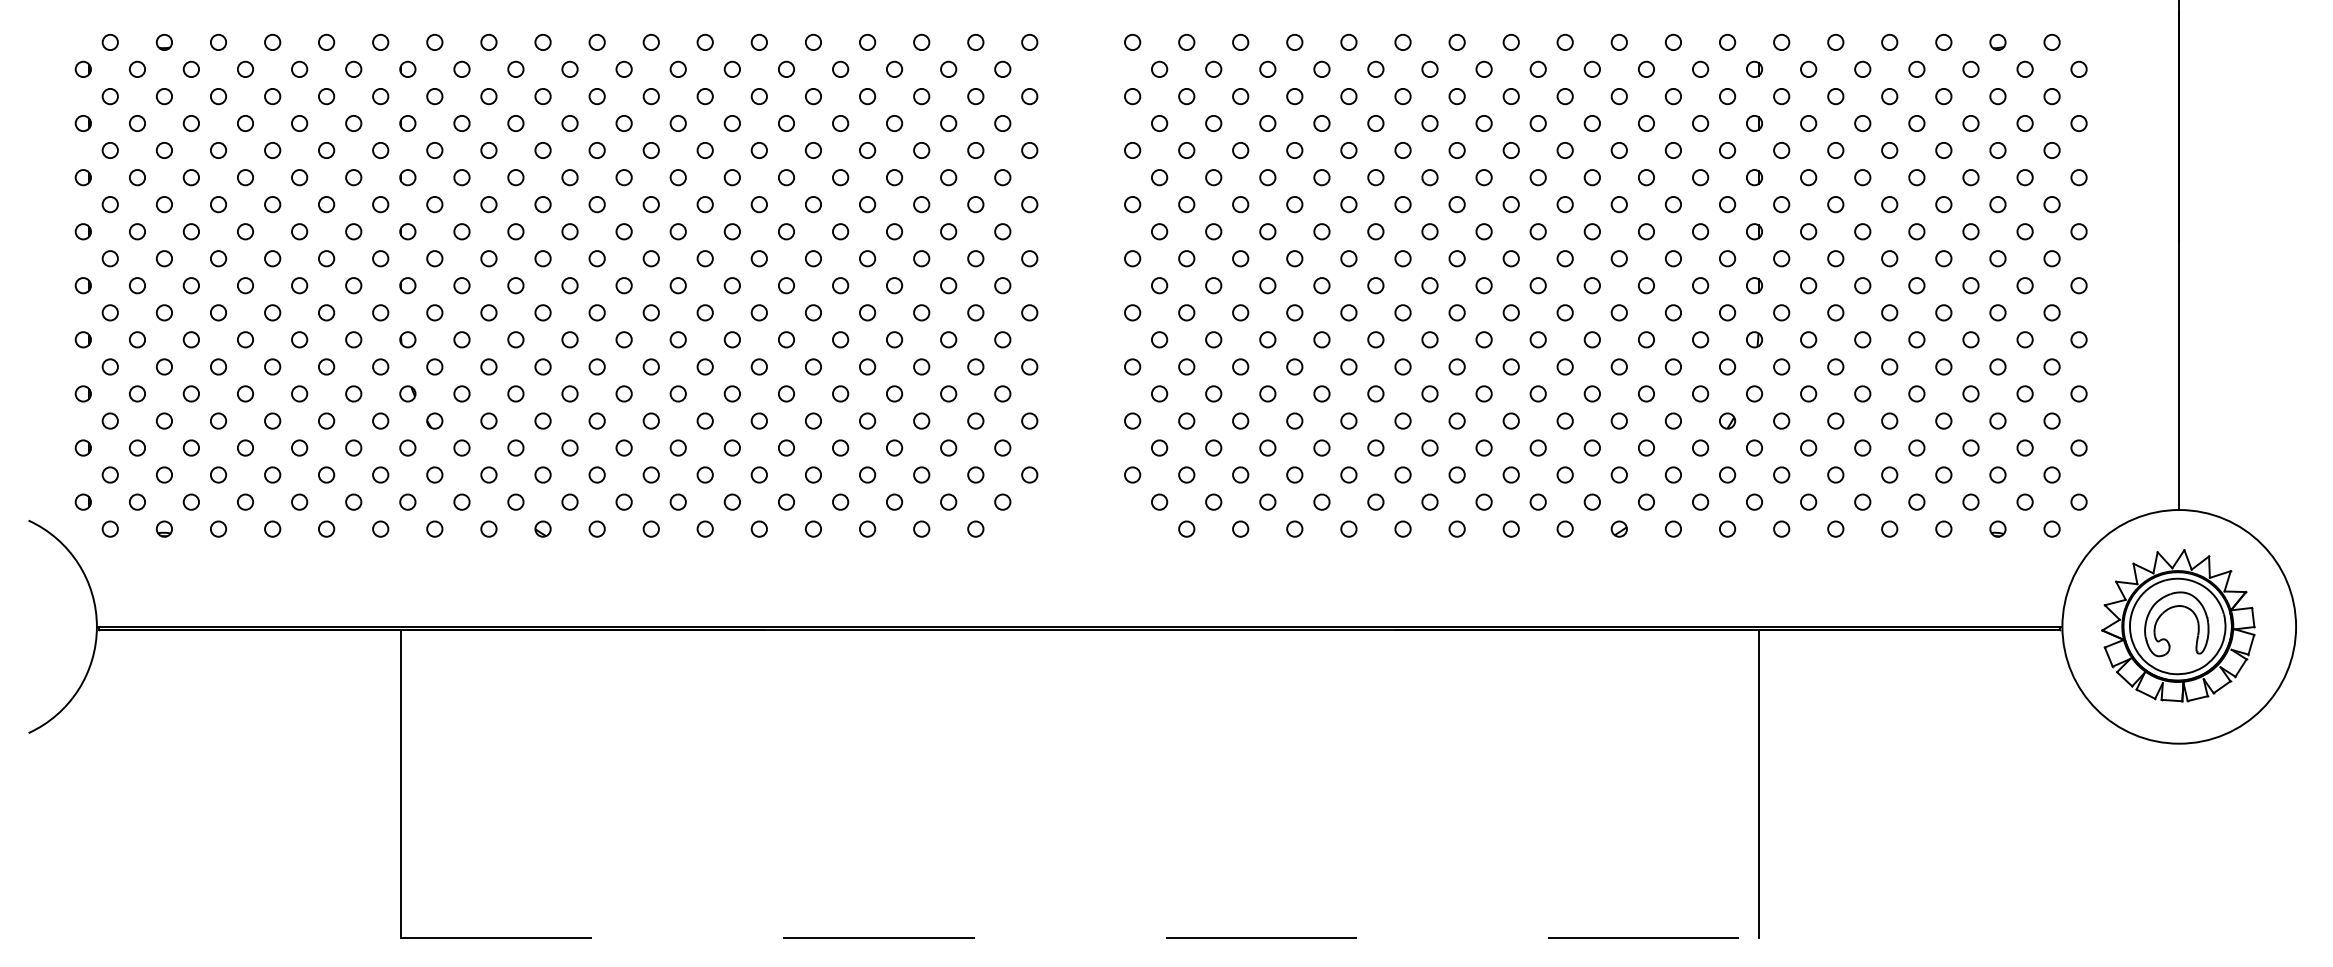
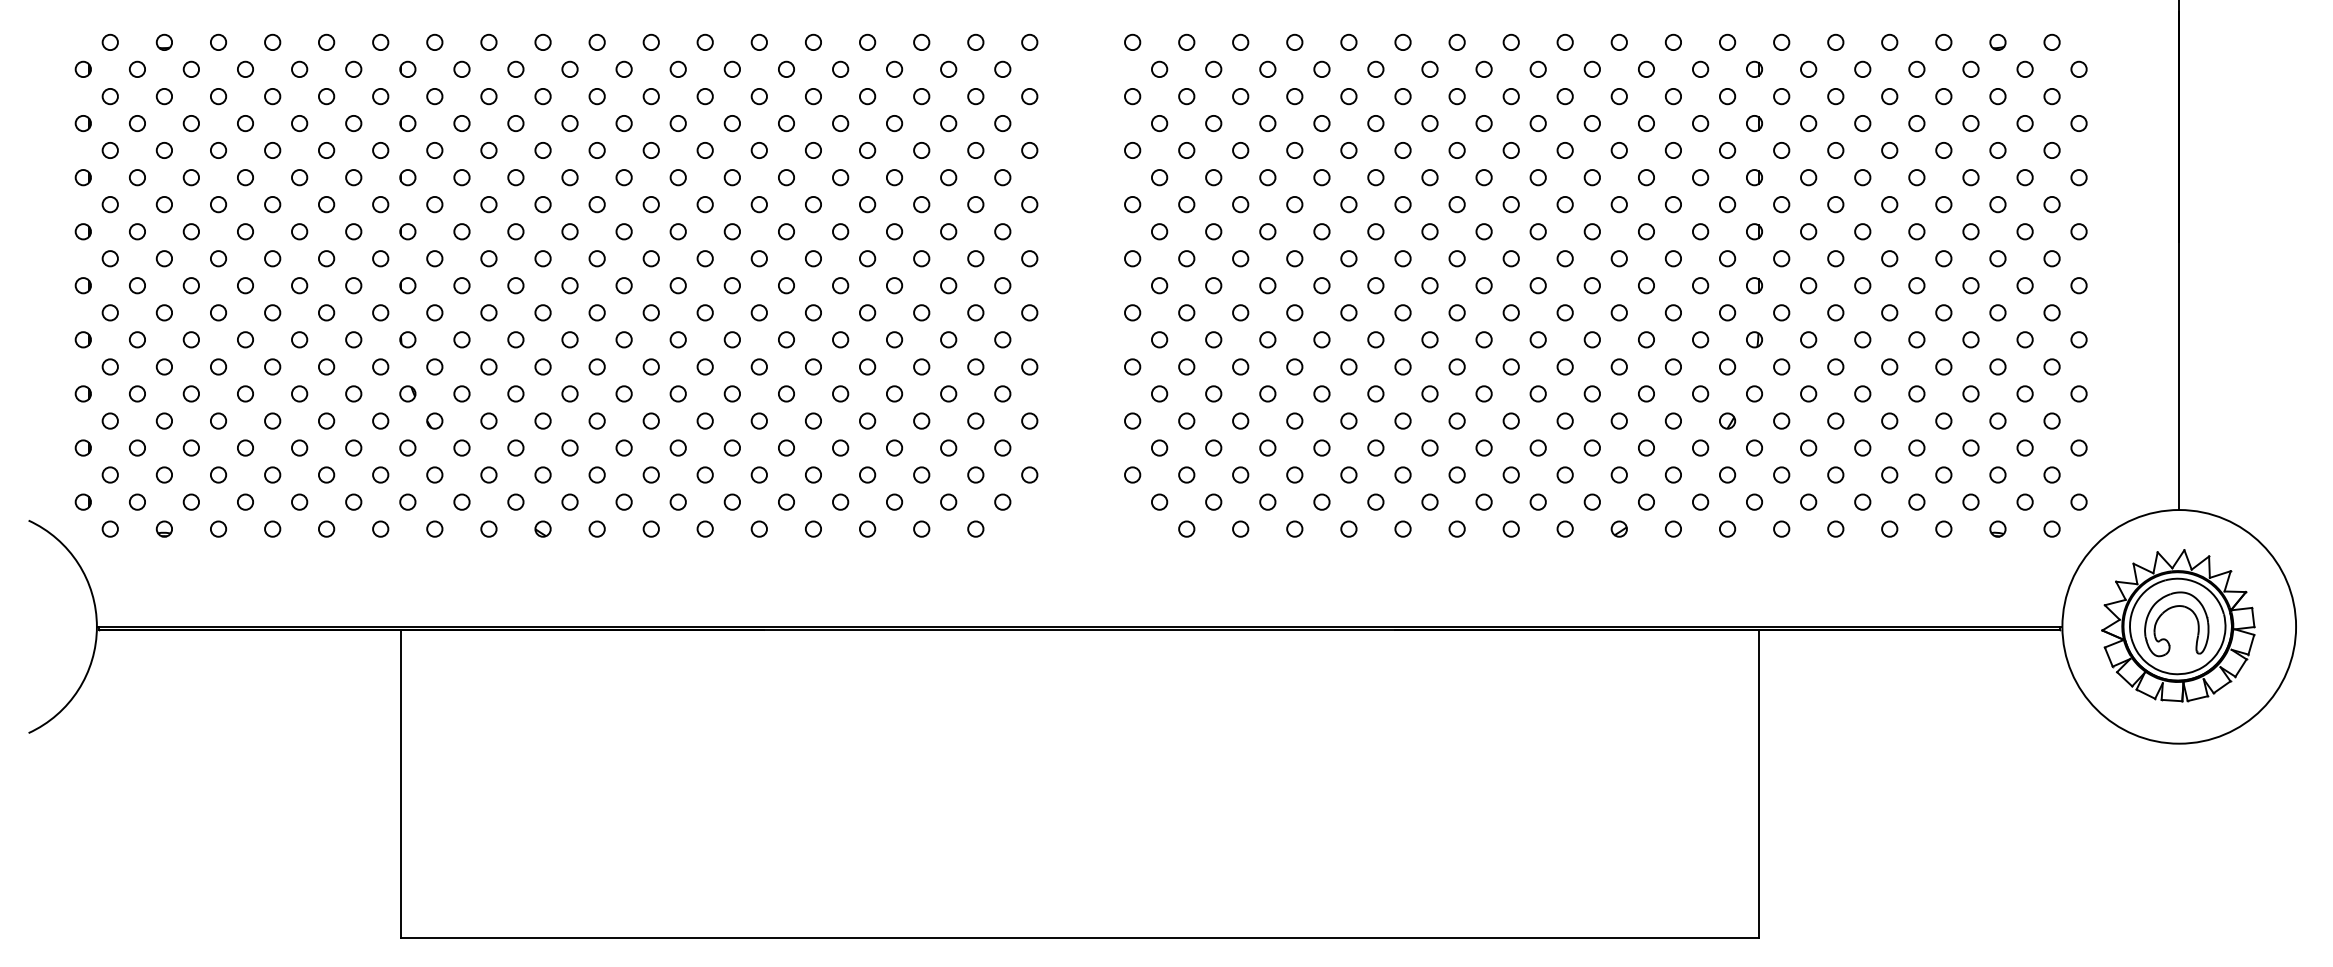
line: dashed -> solid (1079, 938)
